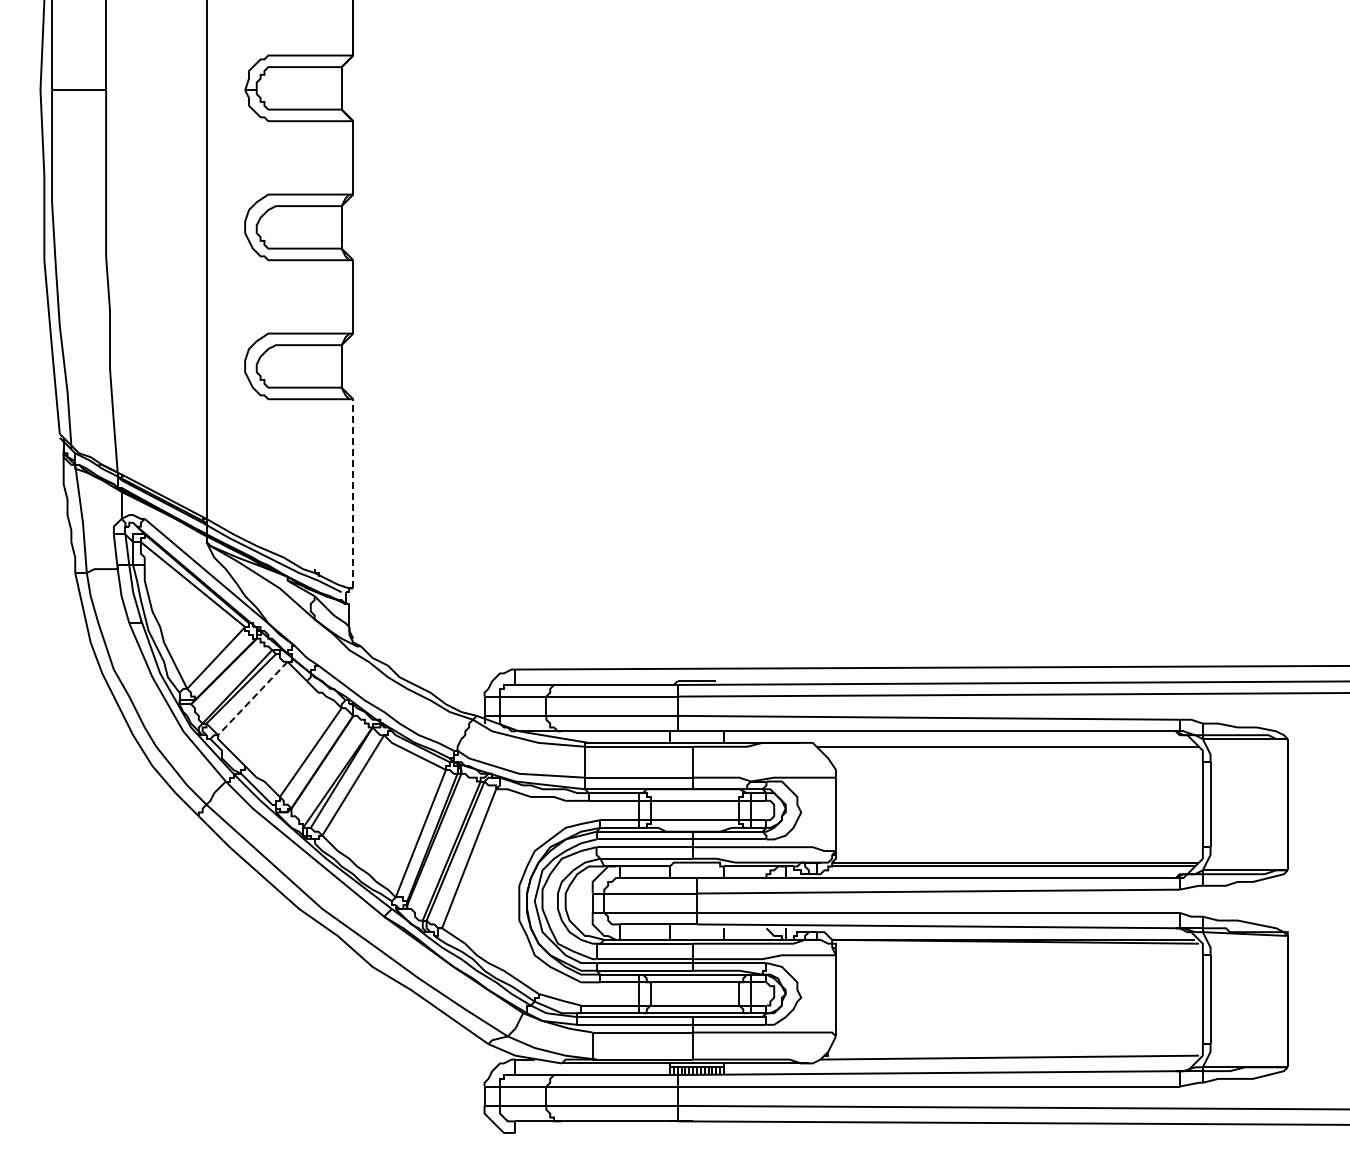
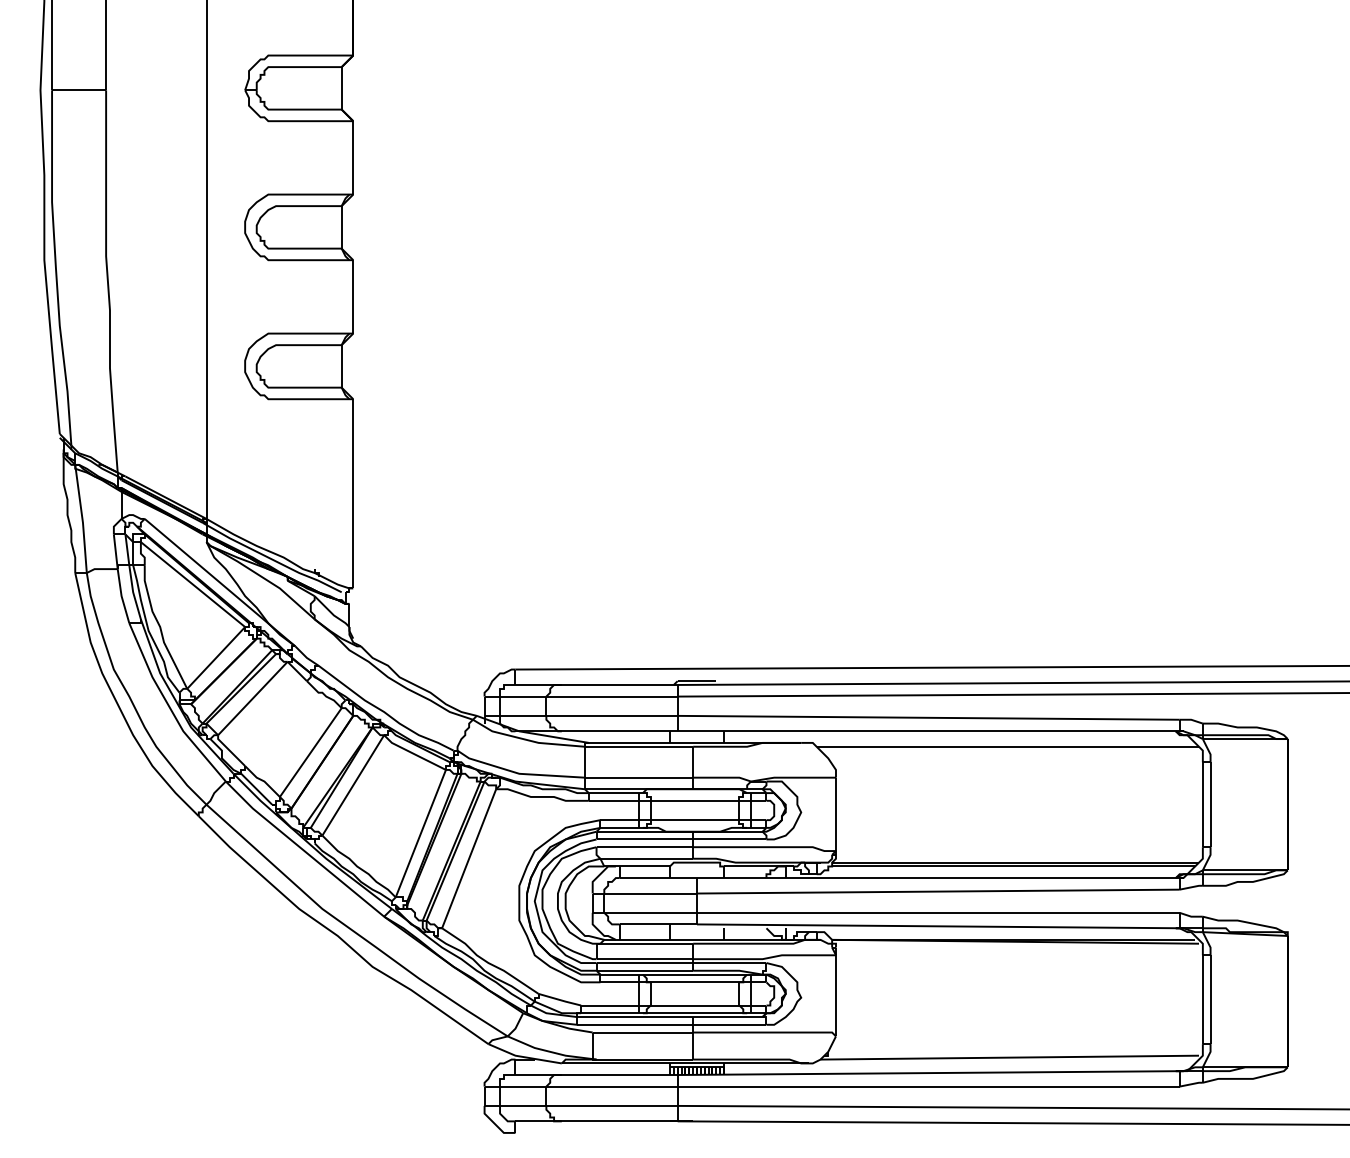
line: dashed -> solid (353, 493)
line: dashed -> solid (252, 698)
